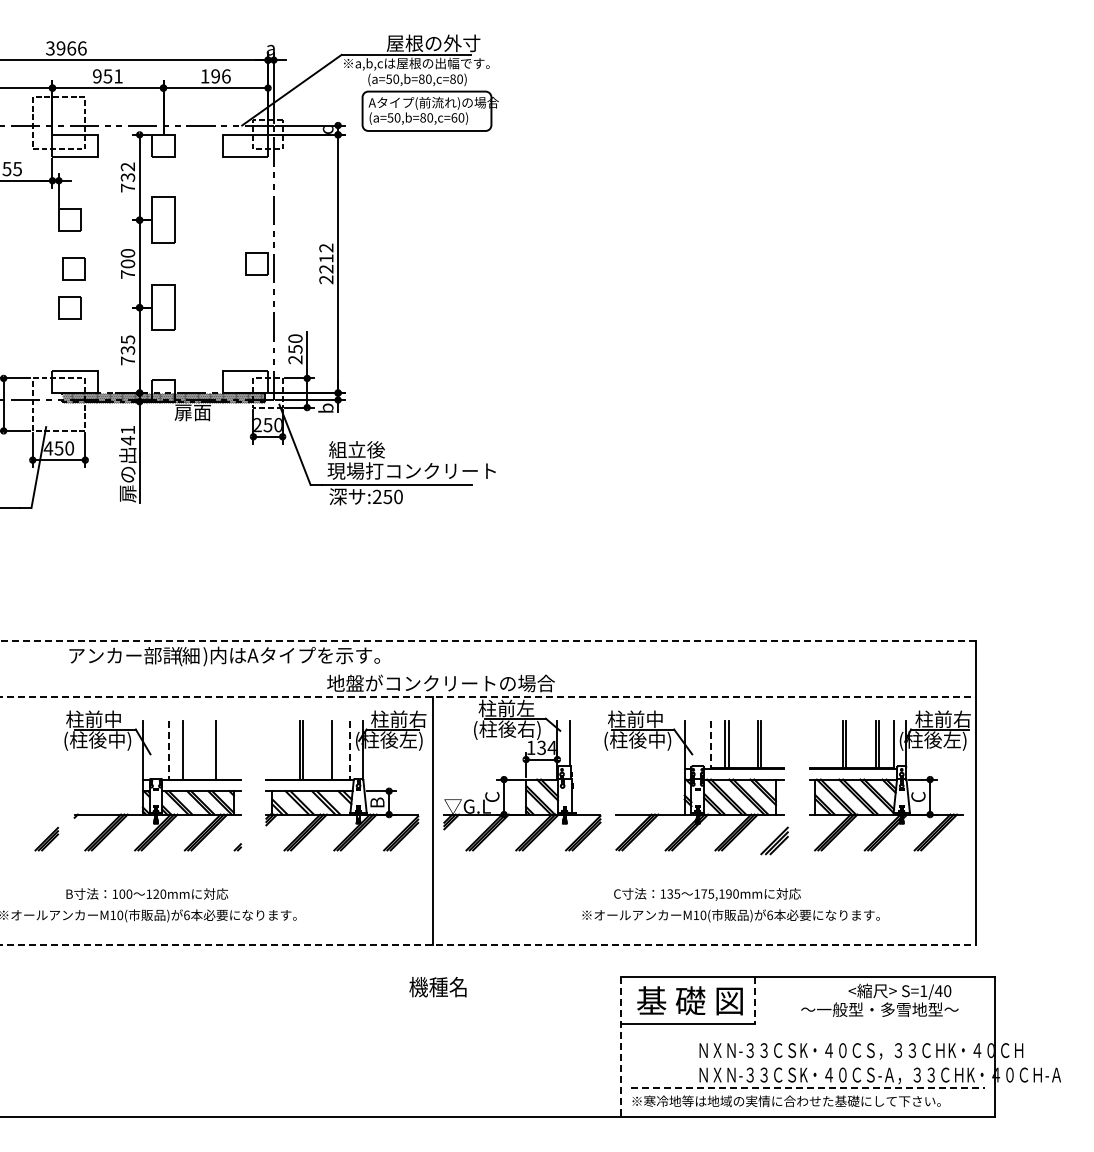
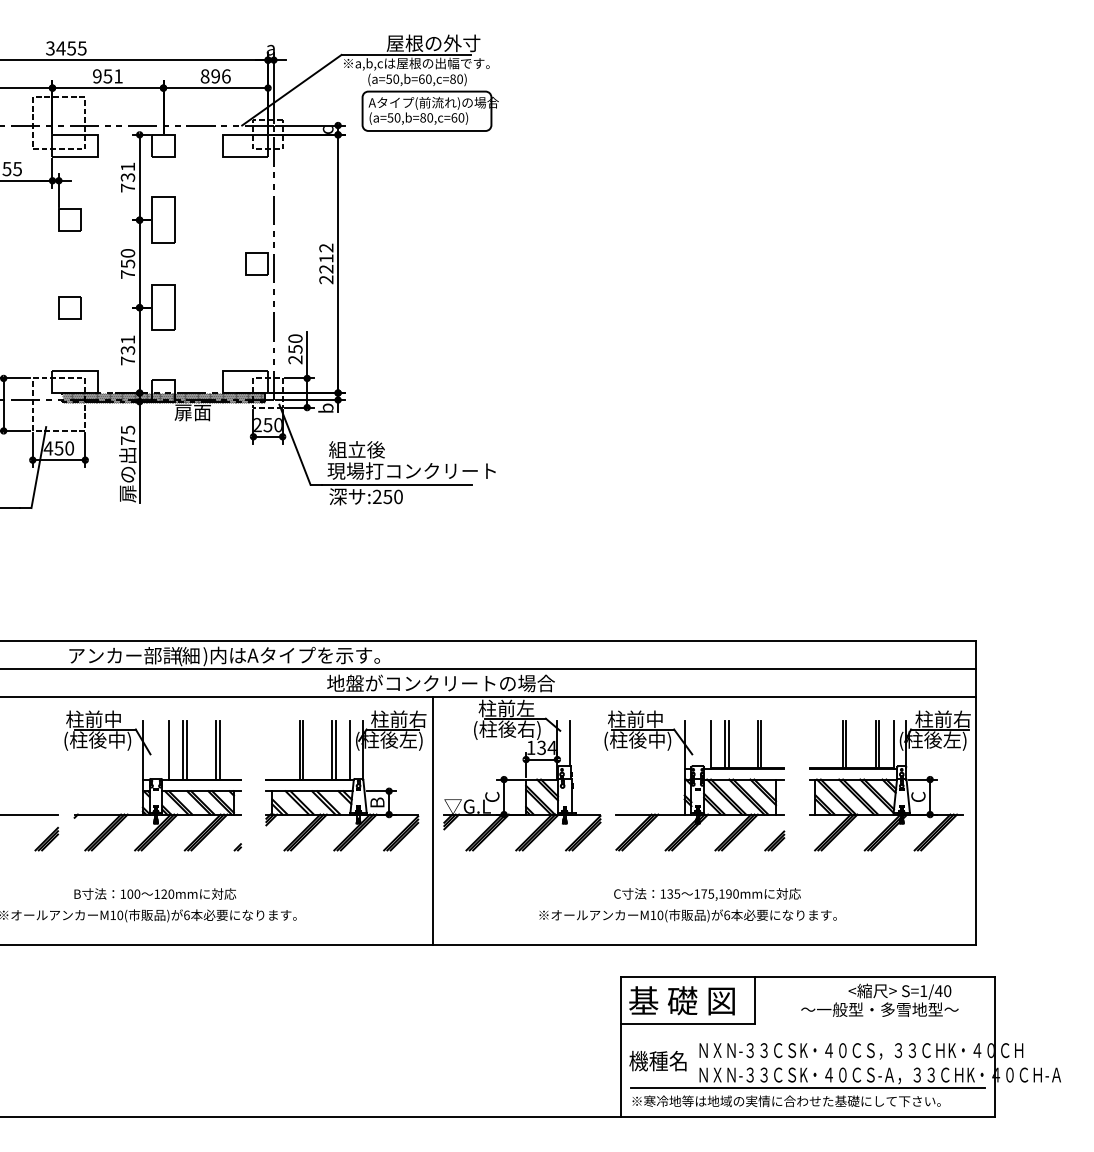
text: 3966 -> 3455 (71, 48)
text: 196 -> 896 (204, 76)
text: (a=50,b=80,c=80) -> (a=50,b=60,c=80) (421, 78)
text: 732 -> 731 (127, 166)
text: 700 -> 750 (127, 263)
part: present -> none (73, 268)
text: 735 -> 731 (128, 339)
text: 41 -> 75 (128, 435)
line: dashed -> solid (488, 641)
line: none -> present (488, 669)
line: dashed -> solid (488, 697)
line: dashed -> solid (710, 744)
line: dashed -> solid (168, 750)
line: none -> present (186, 750)
line: none -> present (219, 750)
line: none -> present (335, 750)
line: dashed -> solid (350, 750)
line: none -> present (30, 814)
part size: 29x30 px -> 22x22 px (774, 840)
text position: (147, 893) -> (155, 893) (155, 893)
text position: (730, 915) -> (687, 915) (687, 915)
line: dashed -> solid (488, 944)
text position: (437, 986) -> (657, 1060) (657, 1060)
text position: (689, 1000) -> (681, 1000) (681, 1000)
line: dashed -> solid (754, 1001)
line: dashed -> solid (621, 1047)
line: dashed -> solid (808, 1088)
